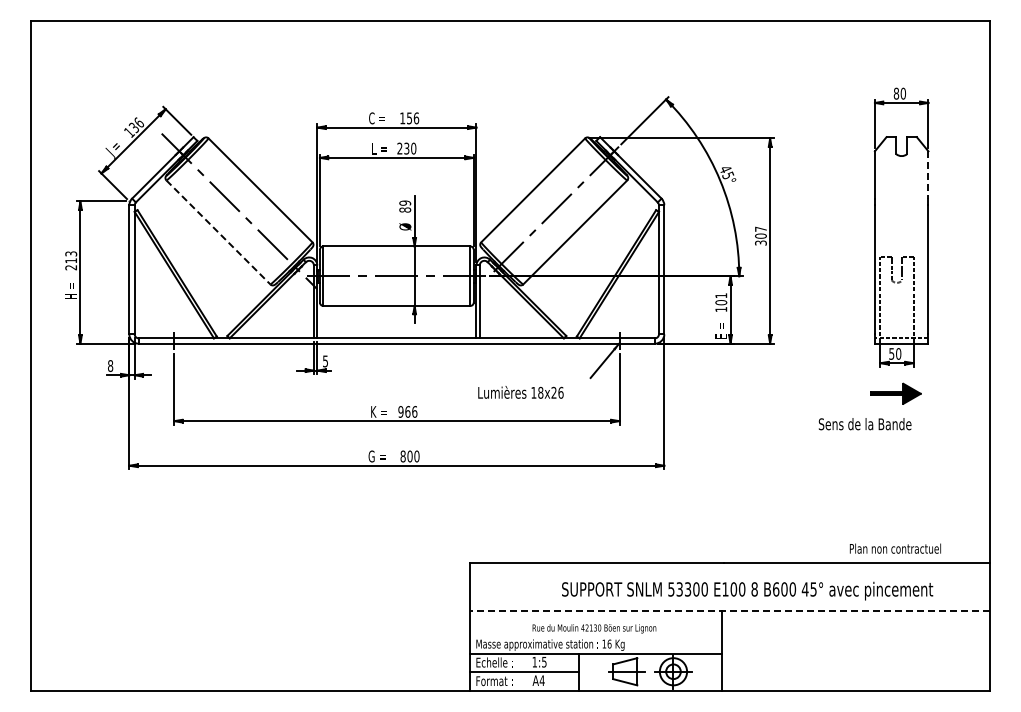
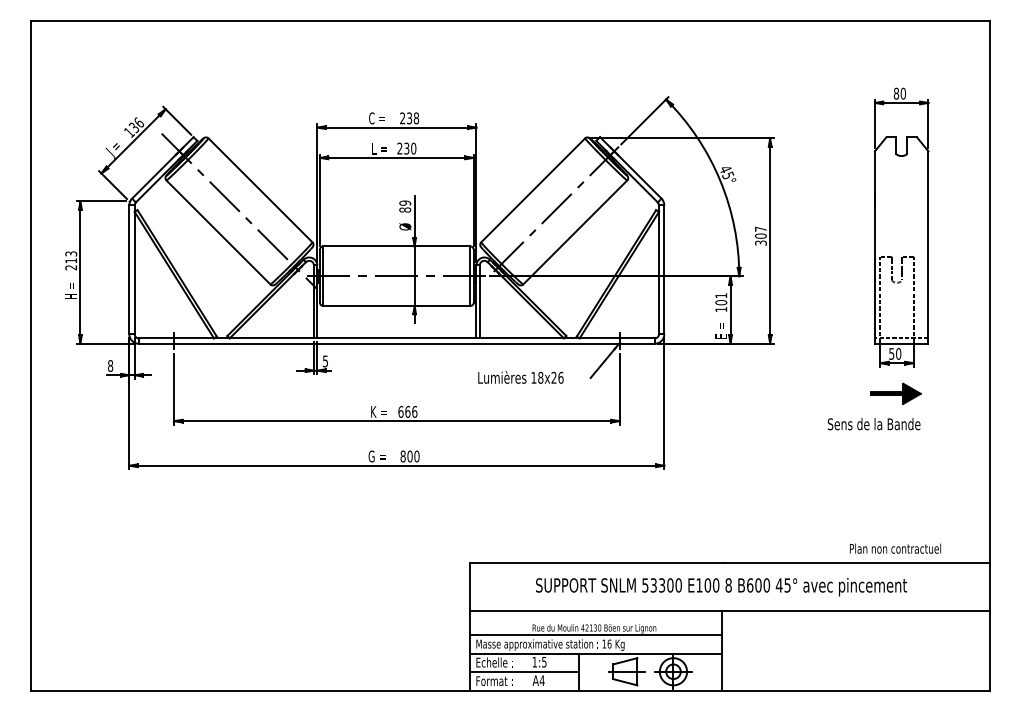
text: 156 -> 238 (409, 118)
line: dashed -> solid (928, 175)
line: dashed -> solid (218, 232)
text position: (520, 392) -> (520, 377) (520, 377)
text: 966 -> 666 (400, 411)
text position: (864, 424) -> (873, 424) (873, 424)
text position: (747, 590) -> (721, 586) (721, 586)
line: dashed -> solid (729, 611)
line: none -> present (595, 635)
